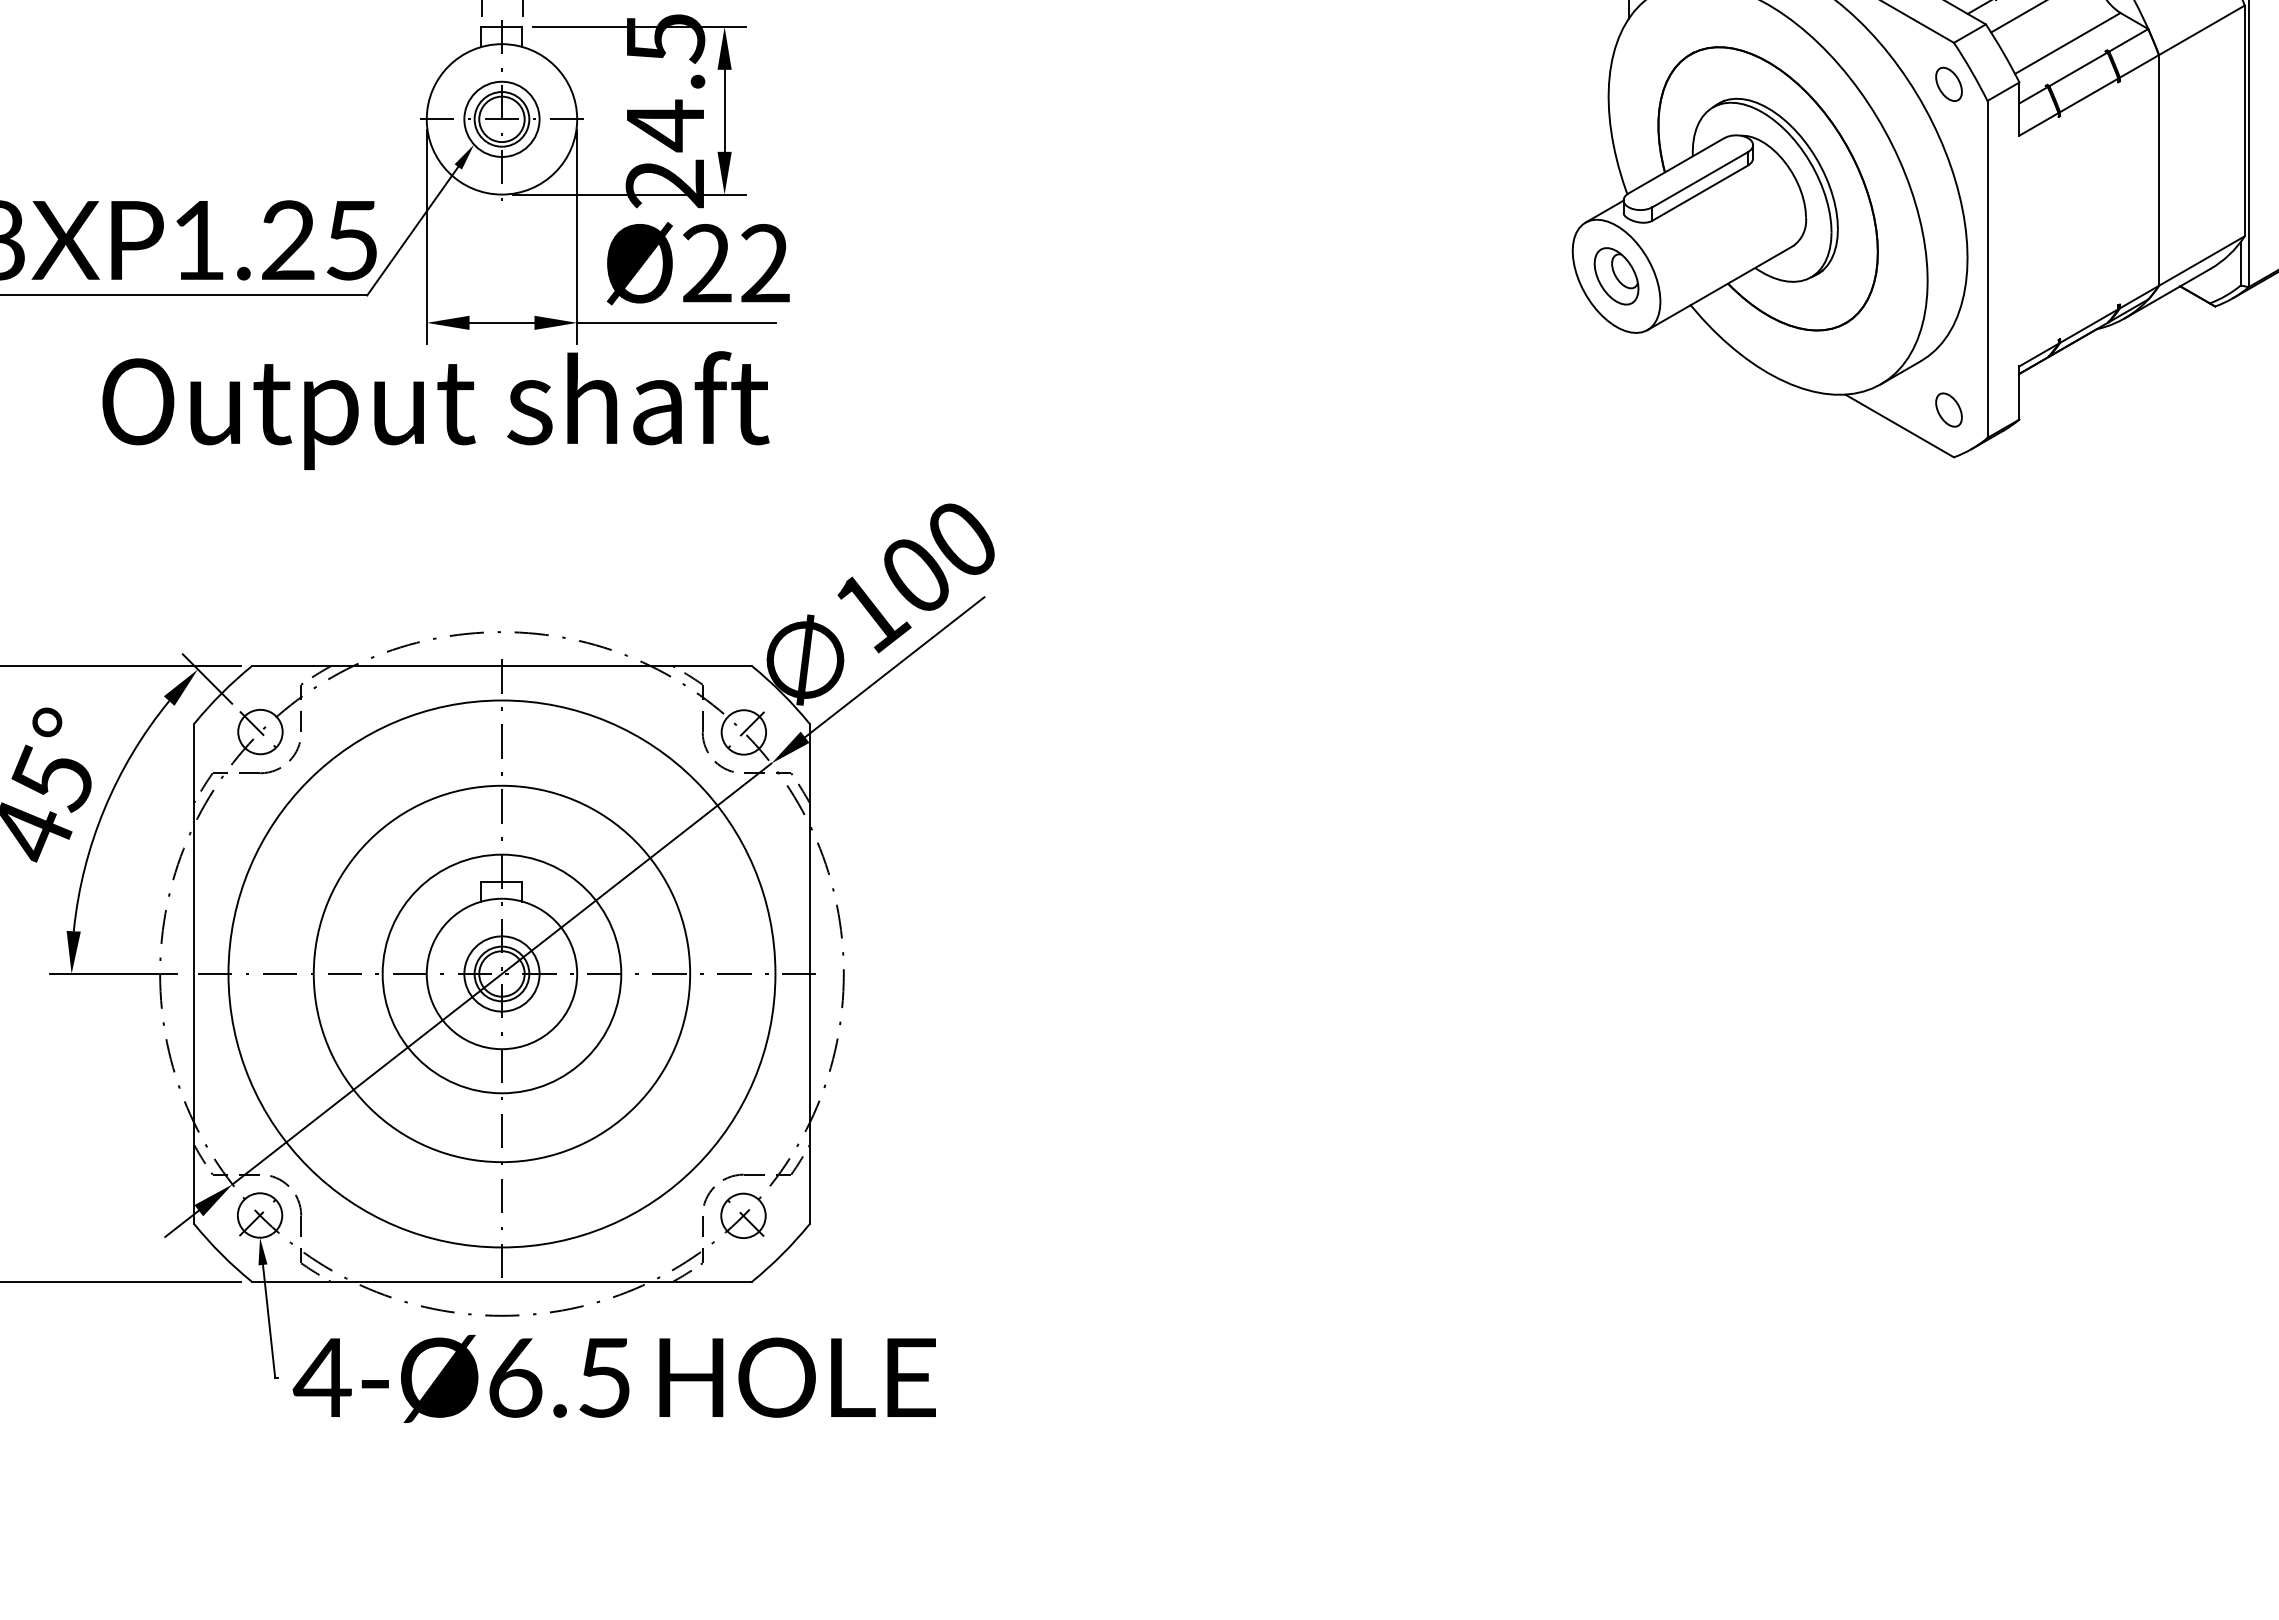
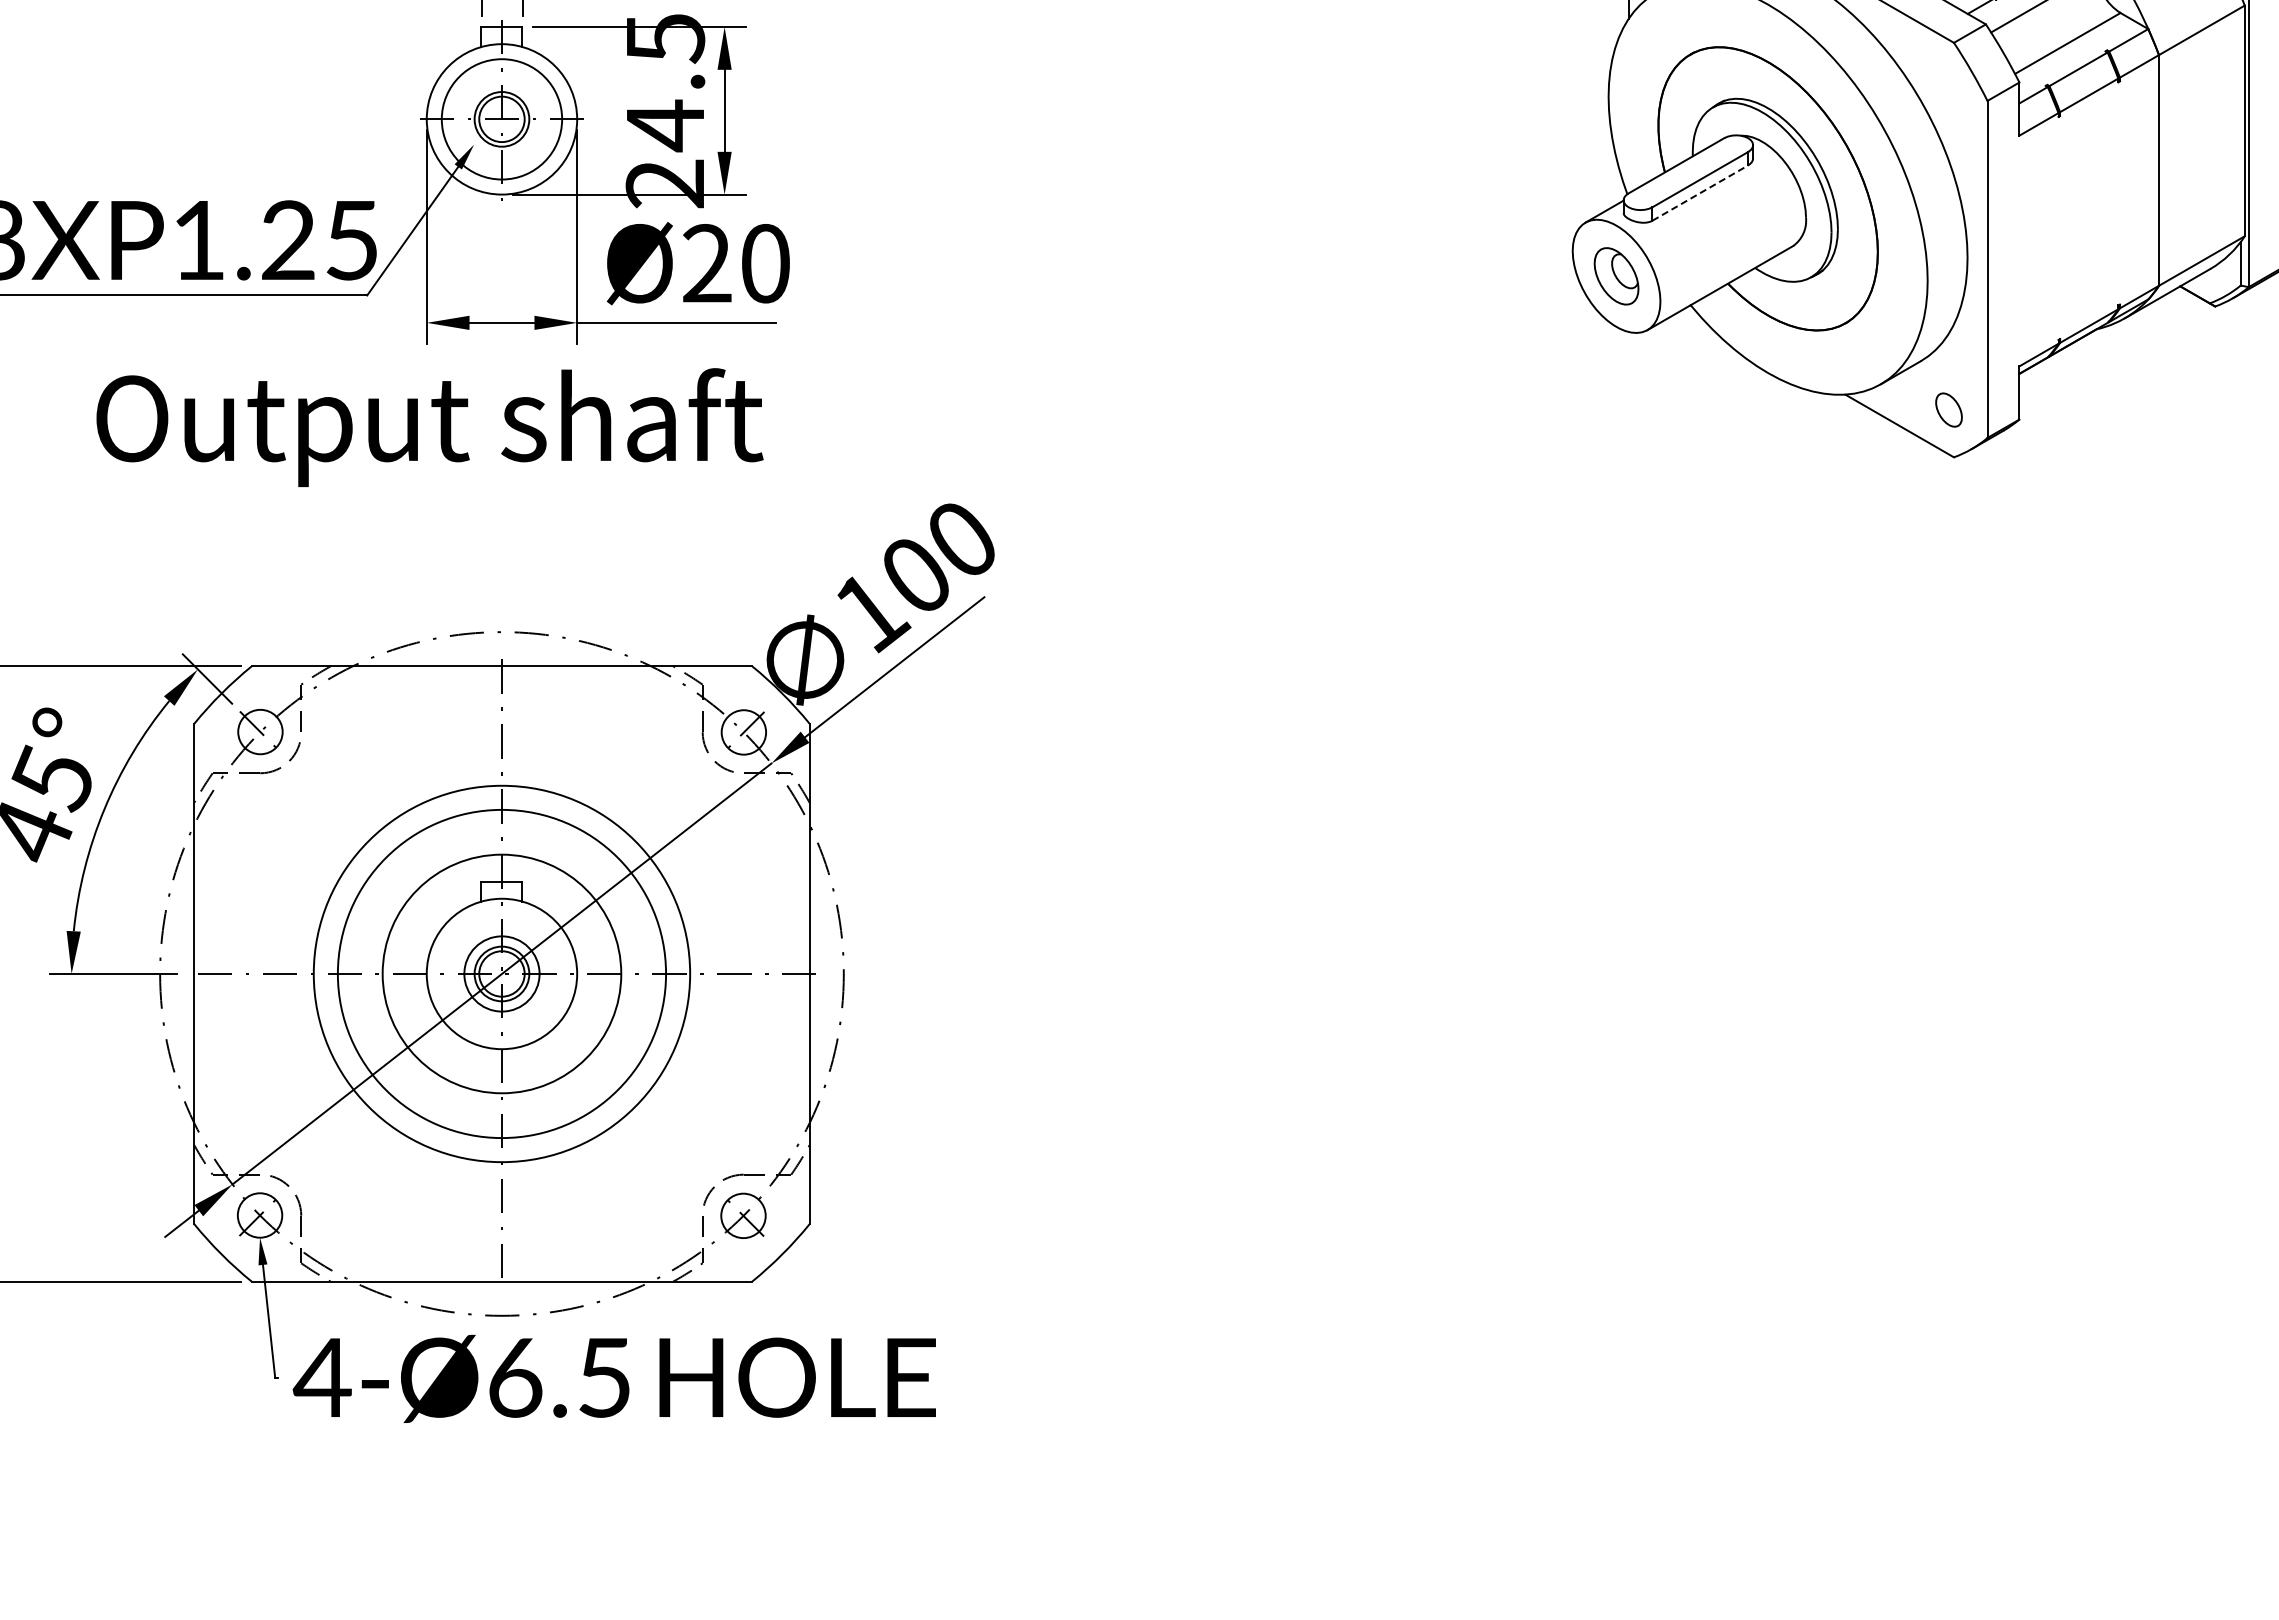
part: present -> none (1948, 83)
circle diameter: 75 px -> 120 px (501, 119)
line: solid -> dashed (1700, 192)
text: Ø22 -> Ø20 (765, 263)
text position: (435, 410) -> (429, 427) (429, 427)
circle diameter: 547 px -> 328 px (501, 973)
